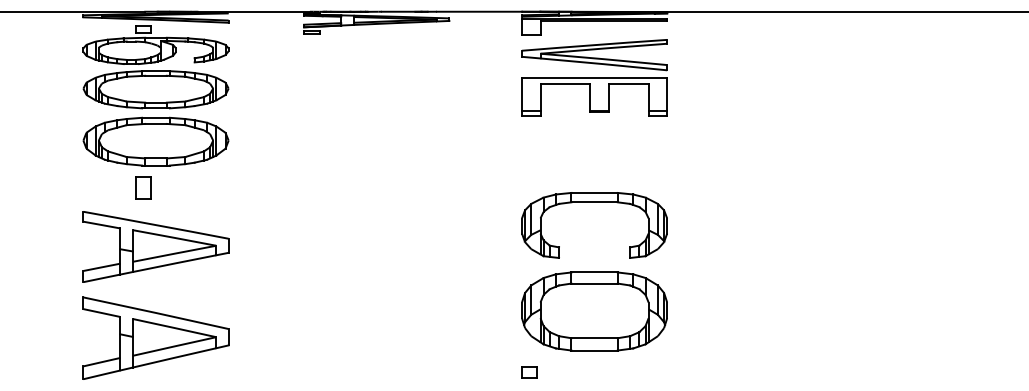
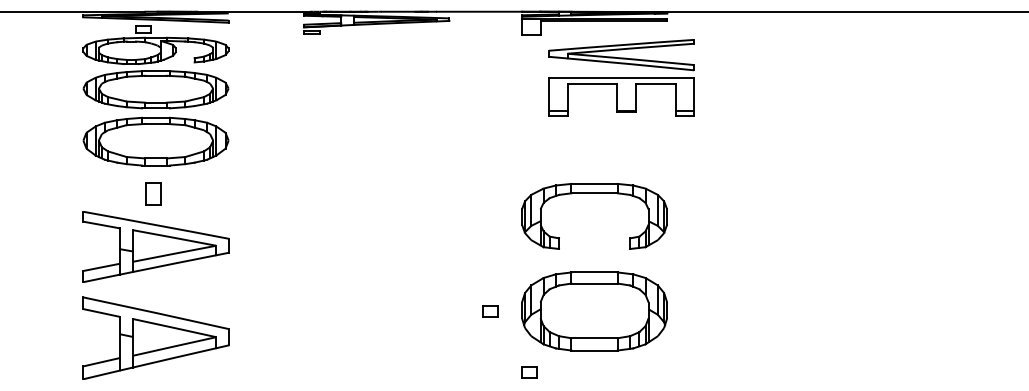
part position: (594, 77) -> (621, 77) (621, 77)
part position: (143, 187) -> (153, 193) (153, 193)
part position: (594, 202) -> (594, 193) (594, 193)
part: none -> present (490, 311)
